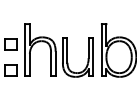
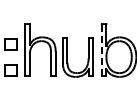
line: solid -> dashed (101, 49)
